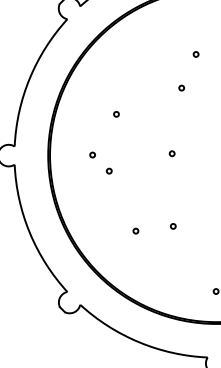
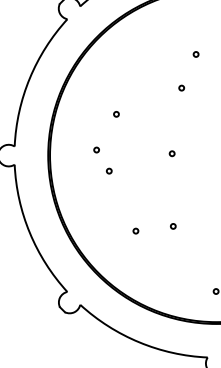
circle position: (92, 154) -> (96, 149) (96, 149)
